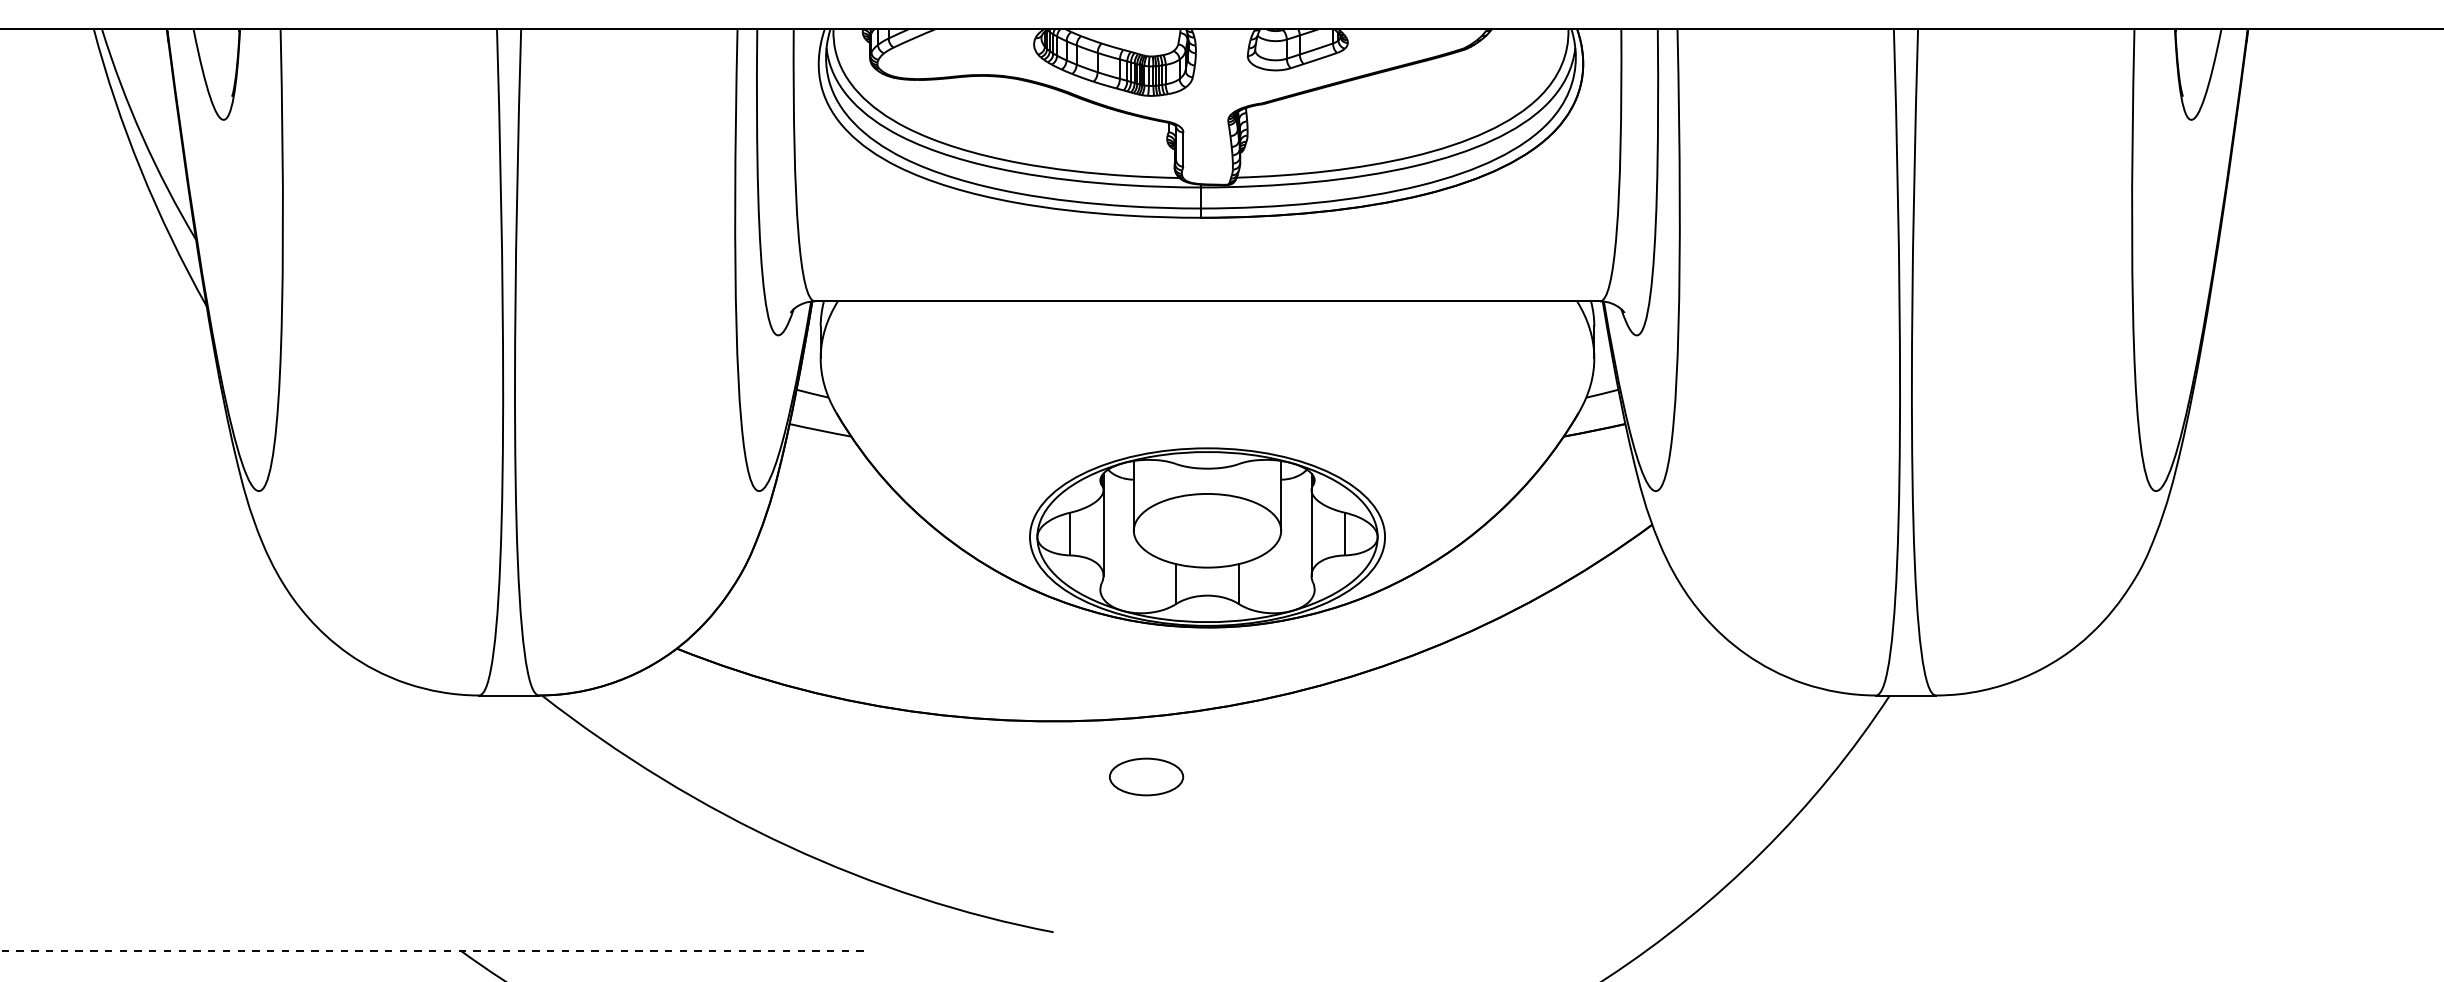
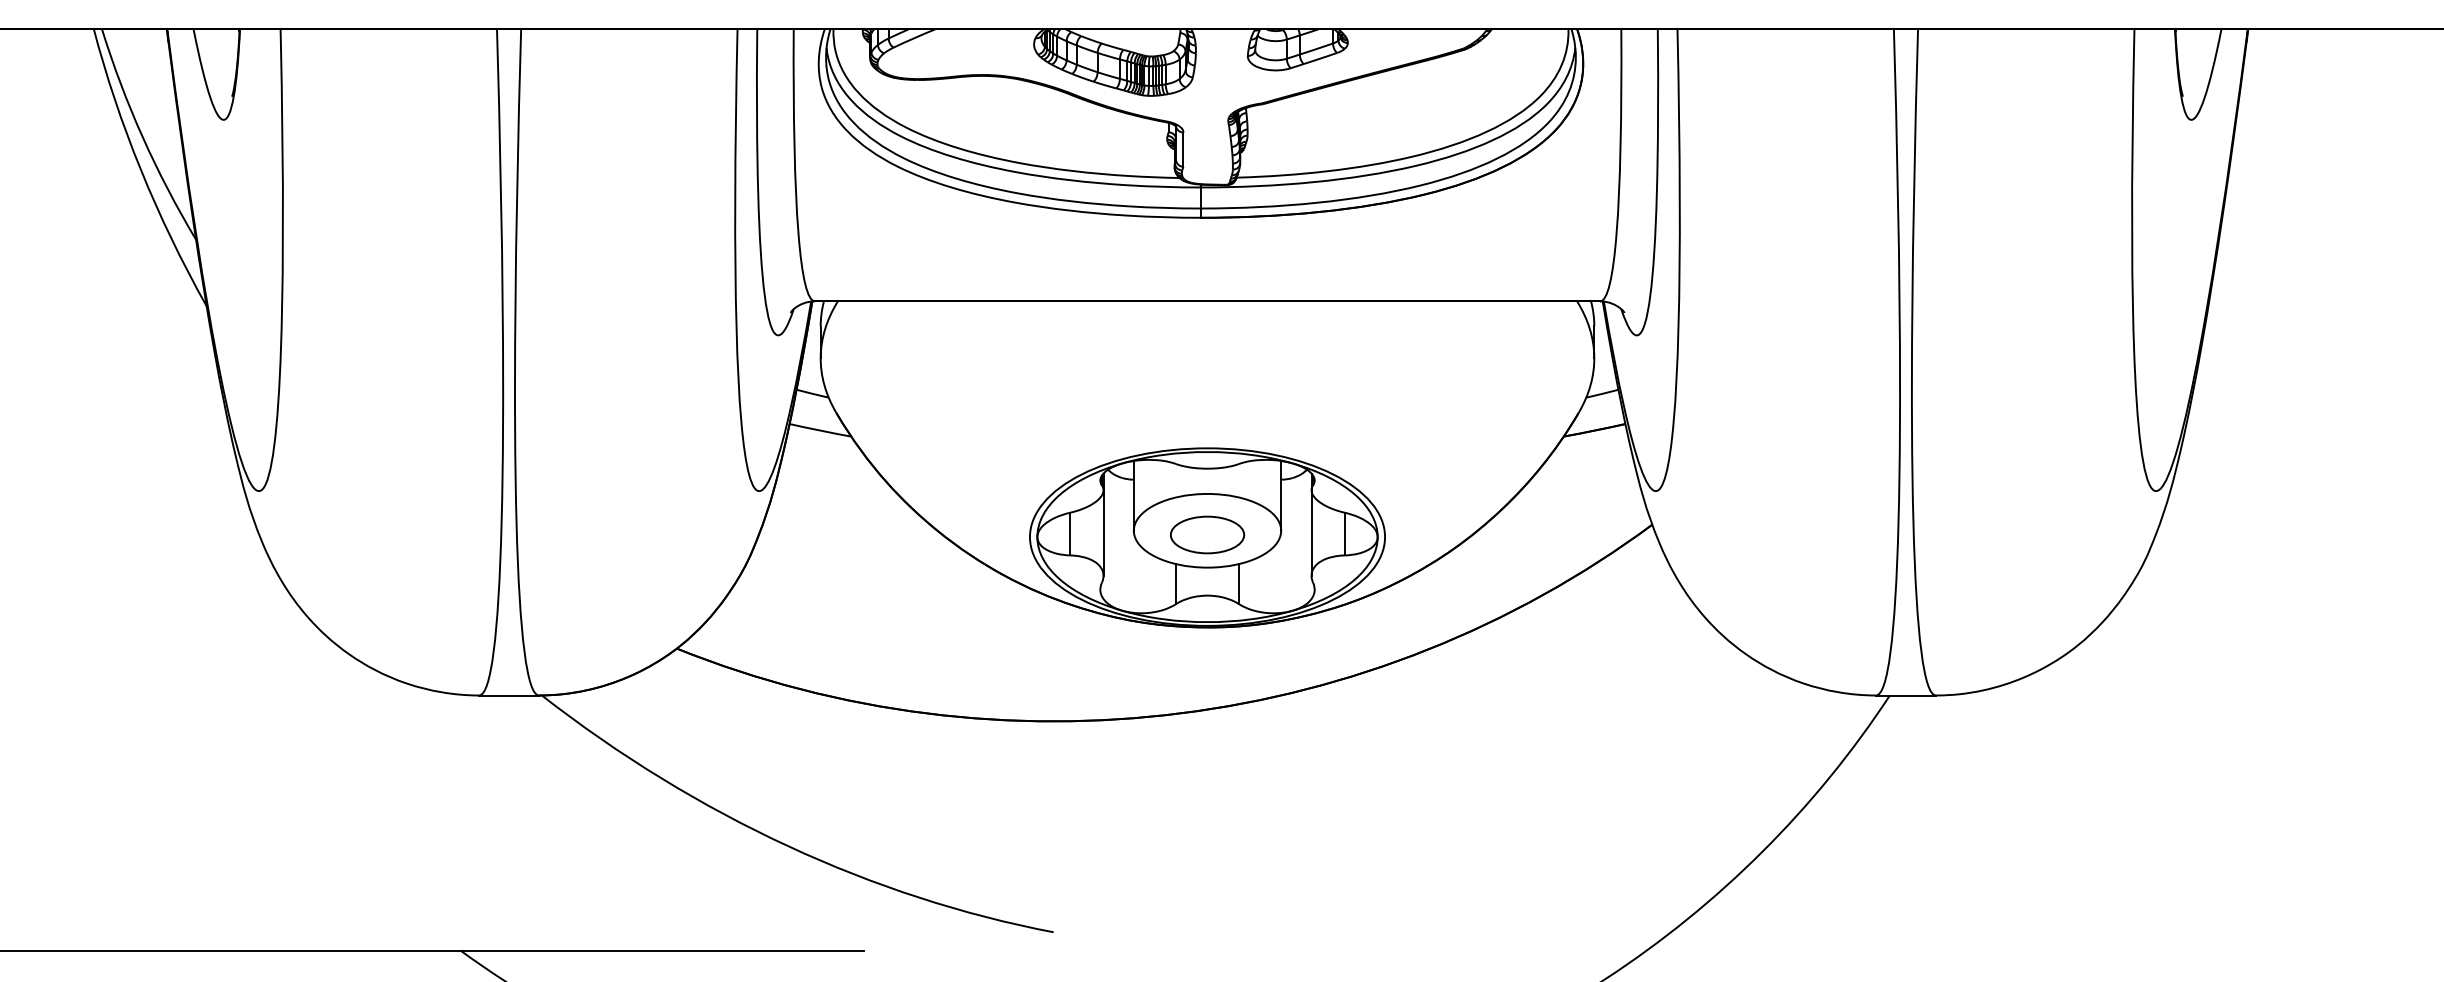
part position: (1146, 776) -> (1207, 534) (1207, 534)
line: dashed -> solid (431, 950)
